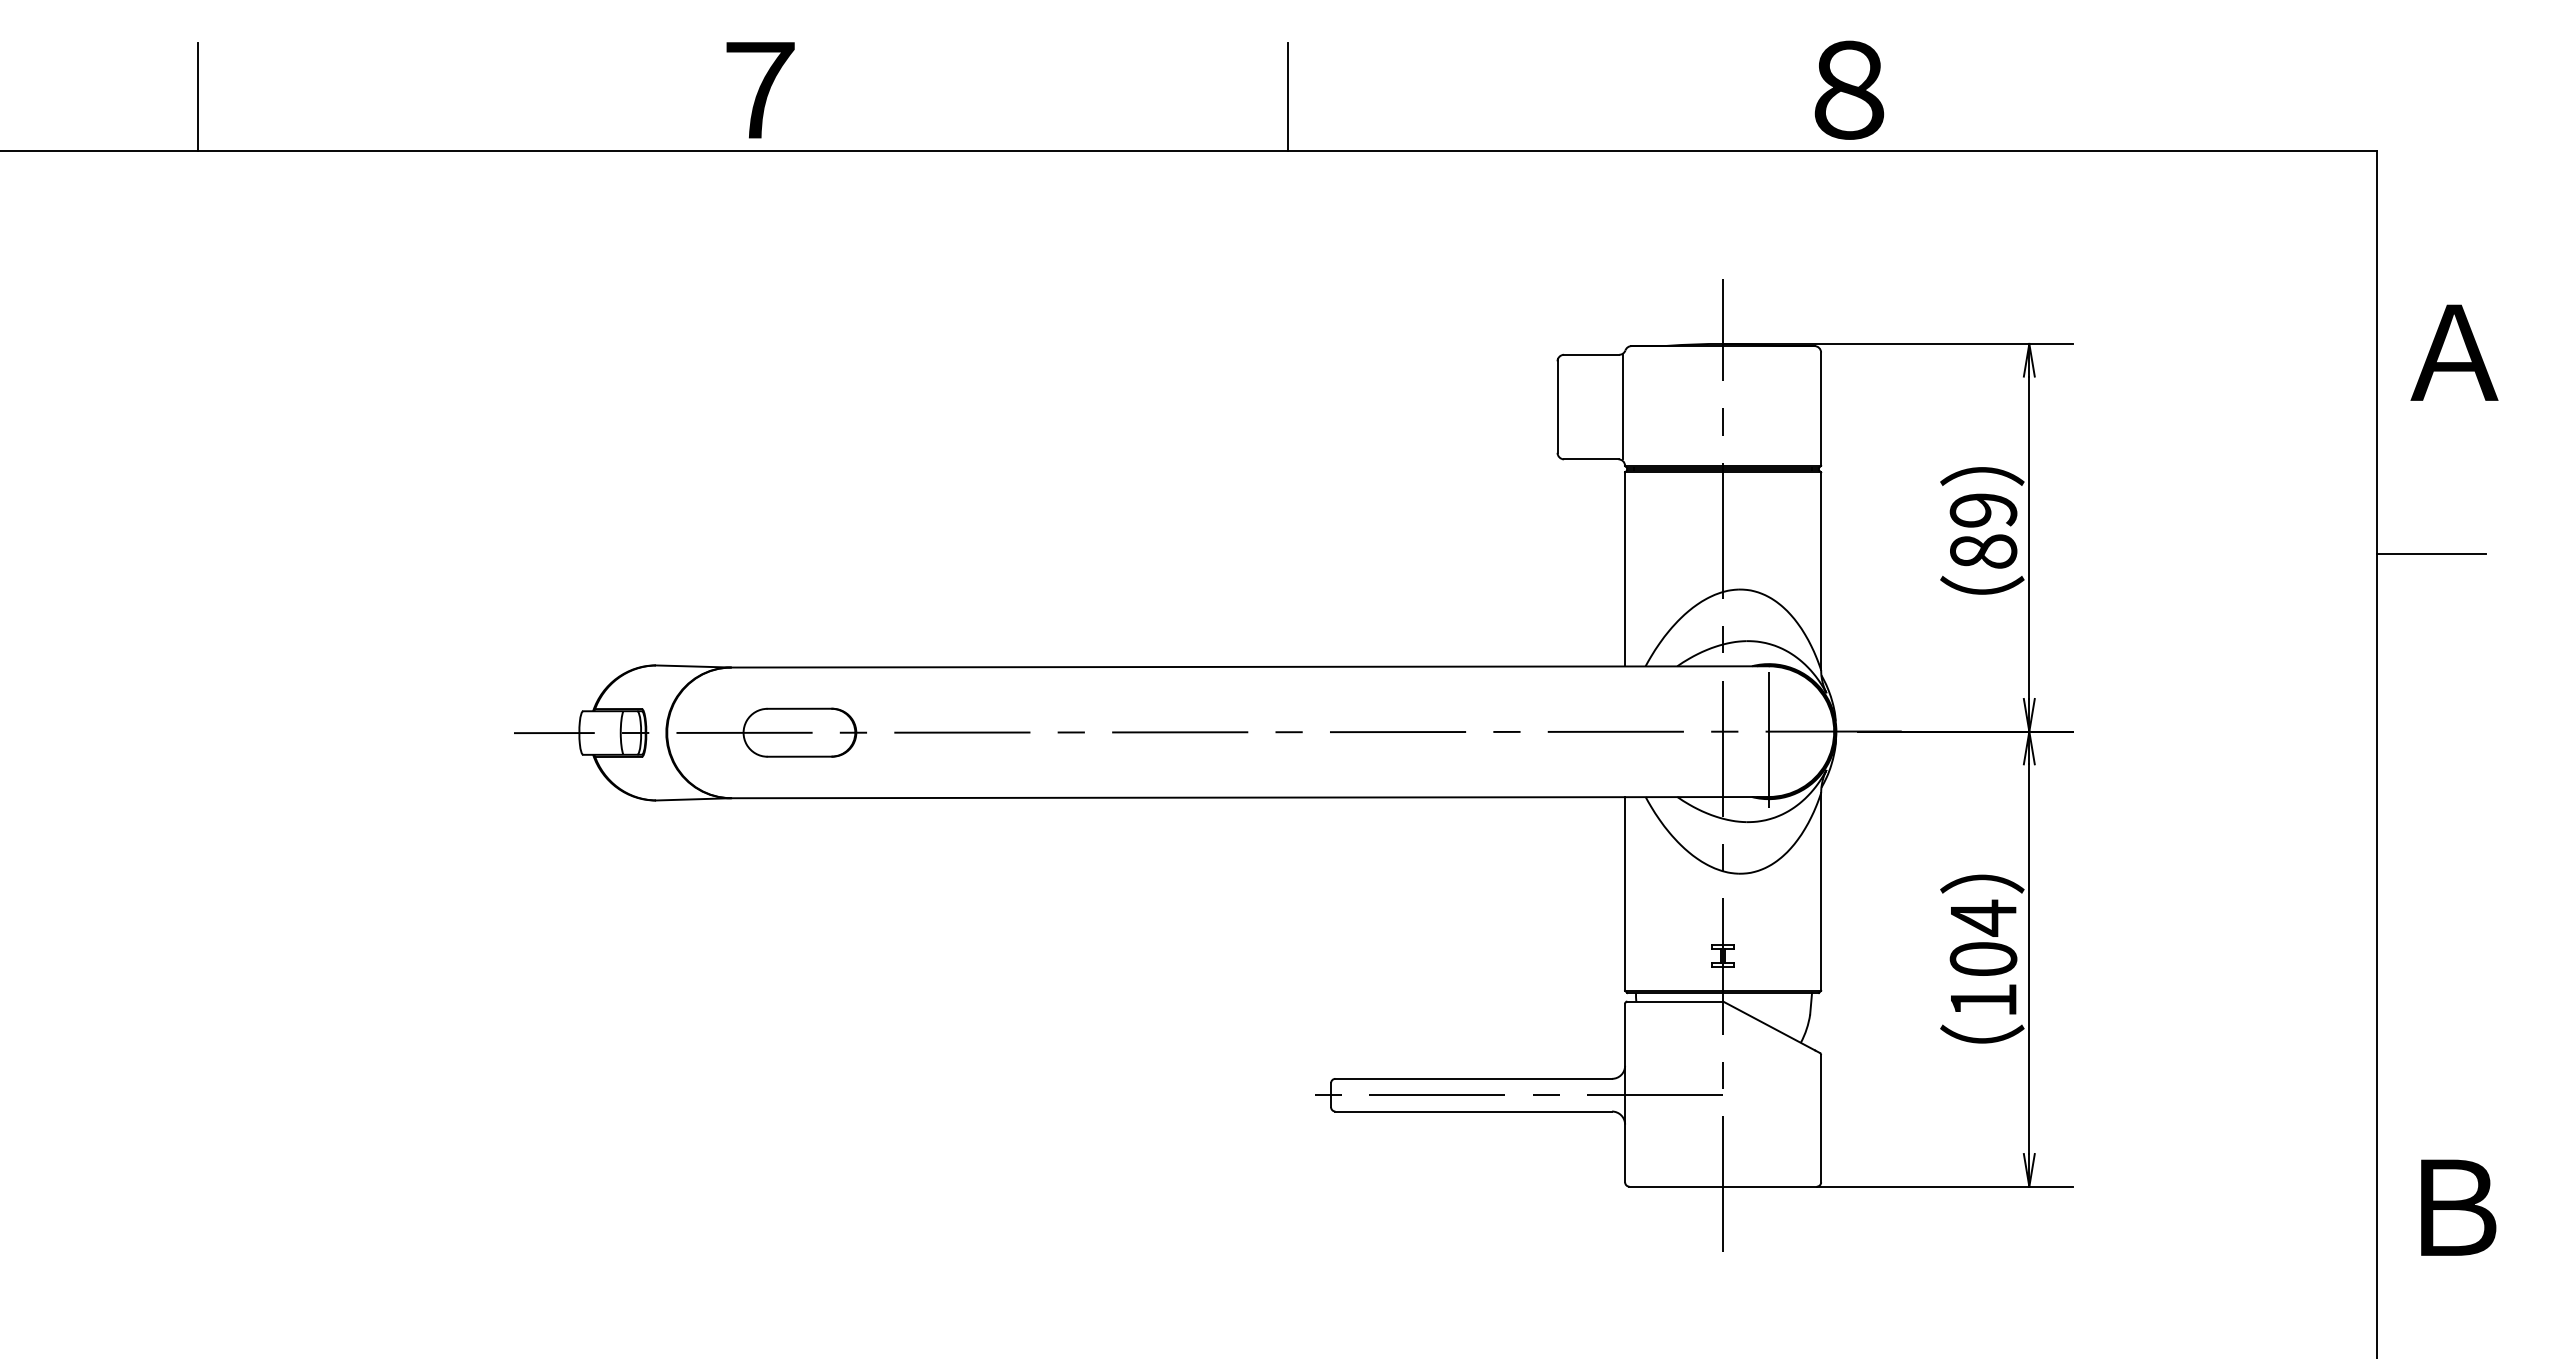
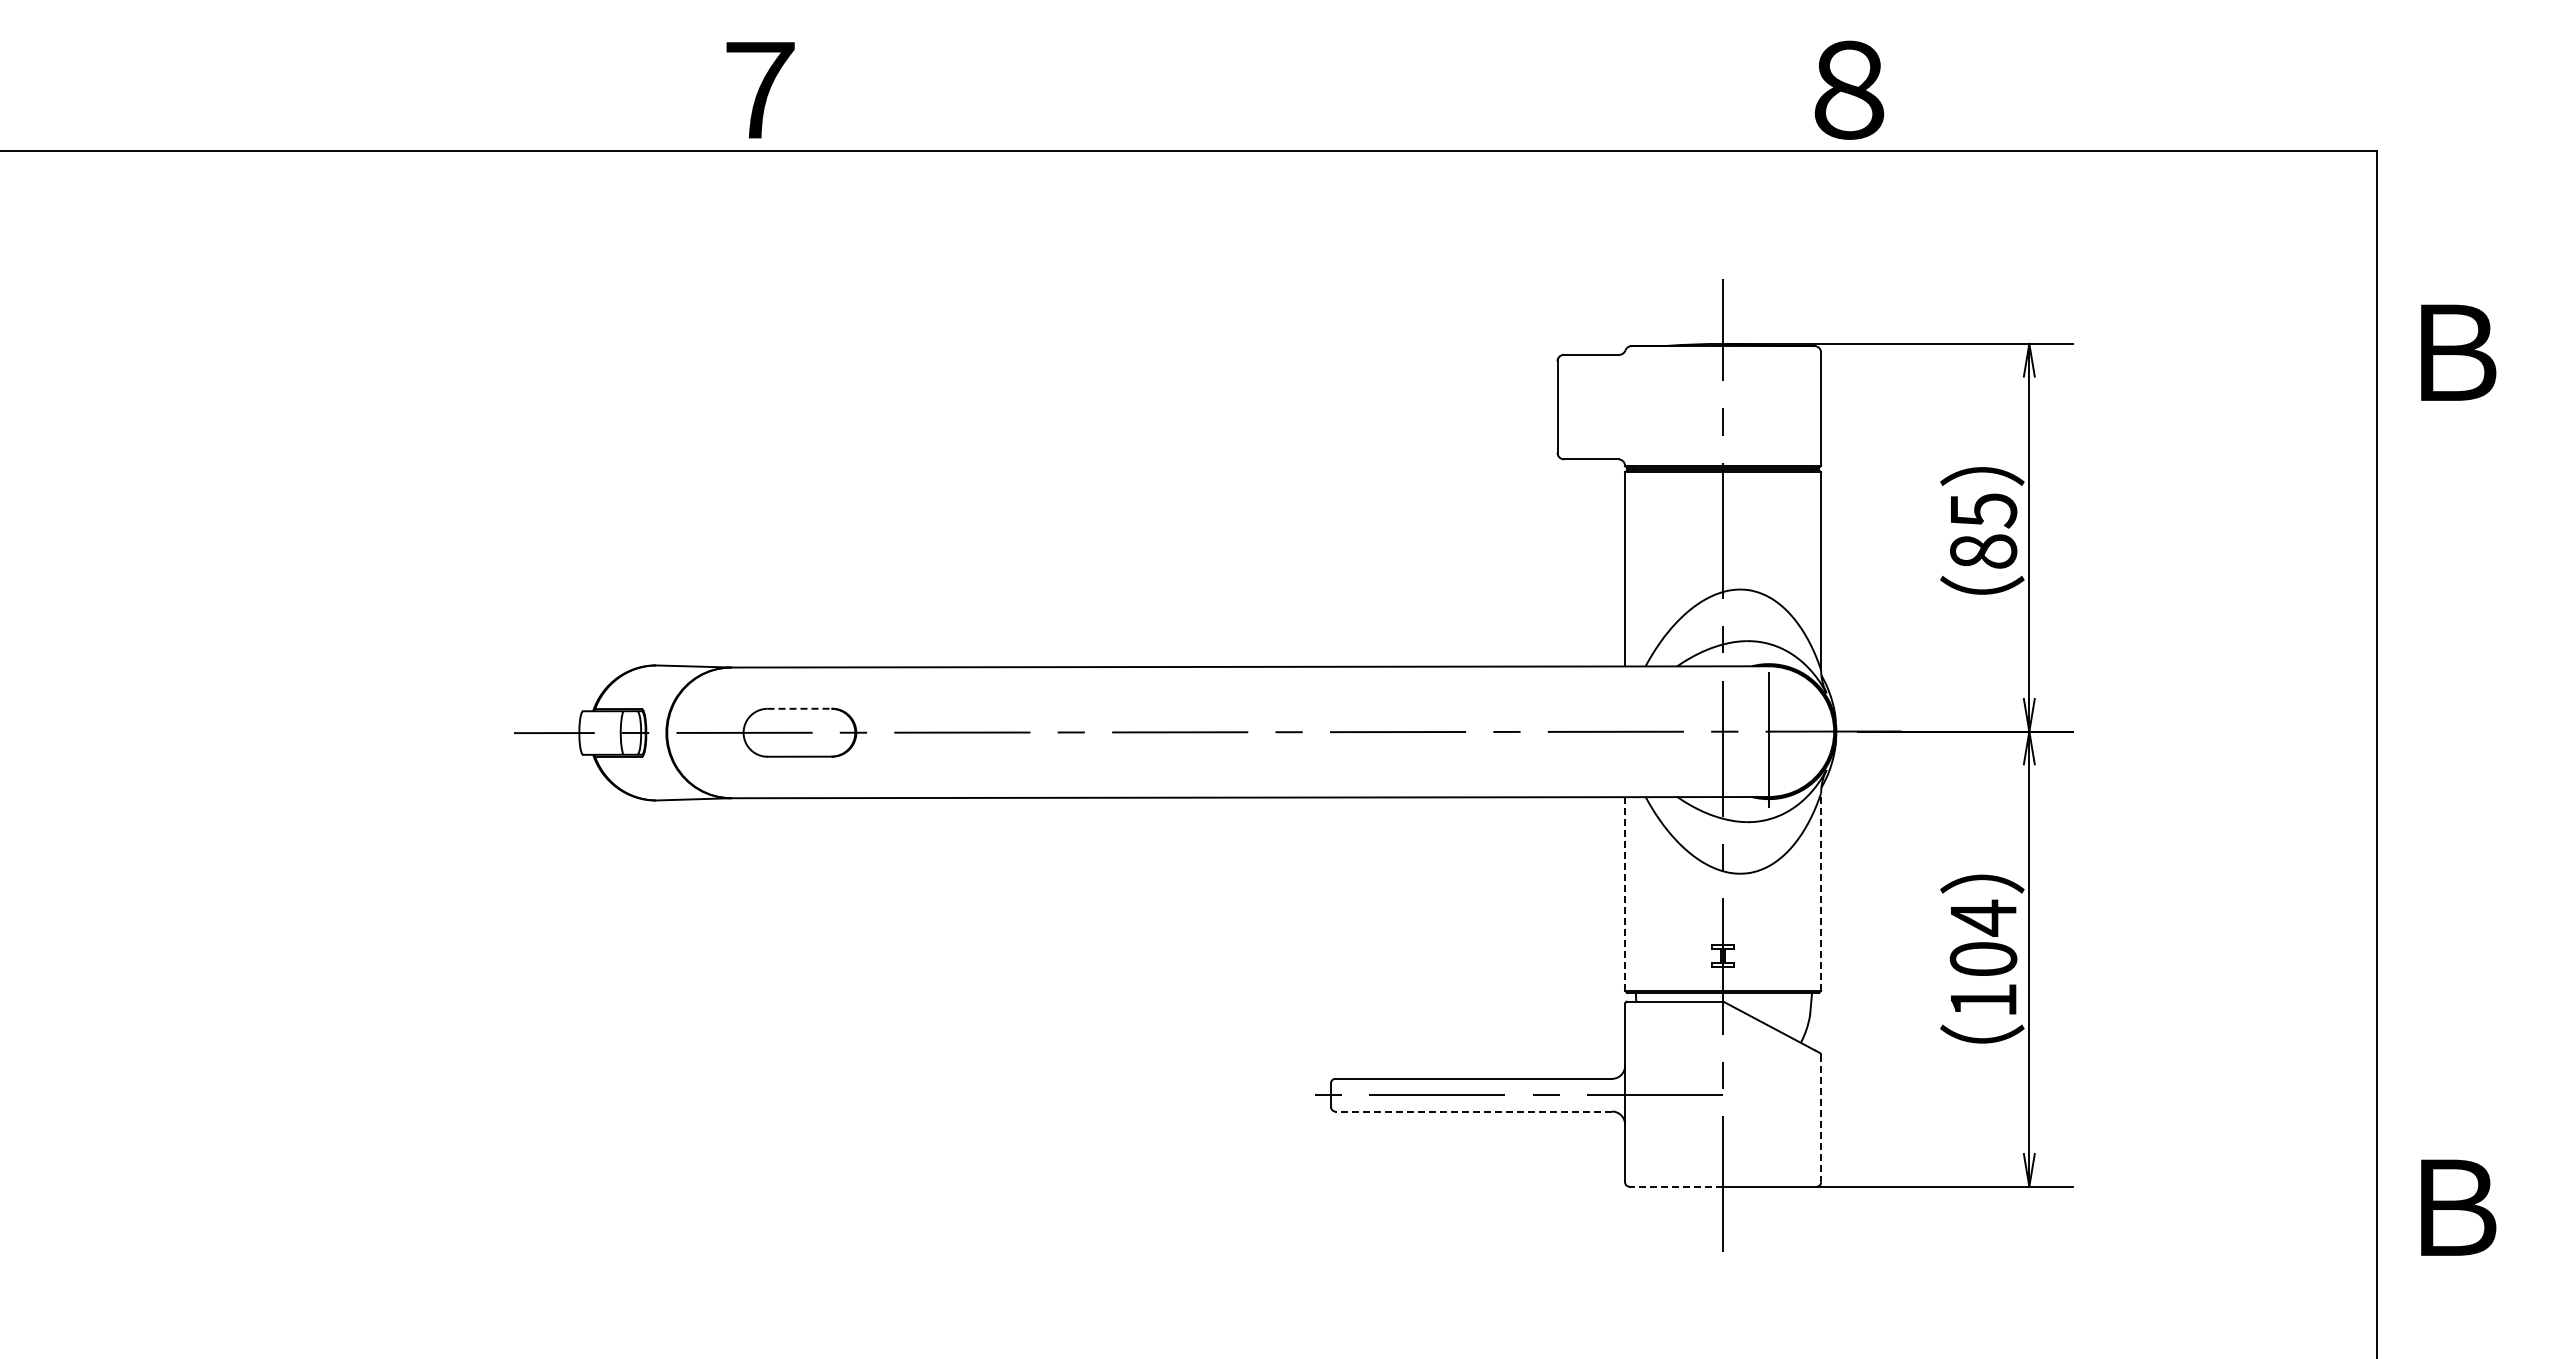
line: present -> none (198, 96)
line: present -> none (1287, 96)
text: Ａ -> Ｂ (2454, 352)
line: present -> none (1623, 406)
text: 89 -> 85 (1983, 510)
line: present -> none (2430, 554)
line: solid -> dashed (799, 708)
line: solid -> dashed (1821, 892)
line: solid -> dashed (1625, 893)
line: solid -> dashed (1473, 1111)
line: solid -> dashed (1821, 1118)
line: solid -> dashed (1676, 1186)
